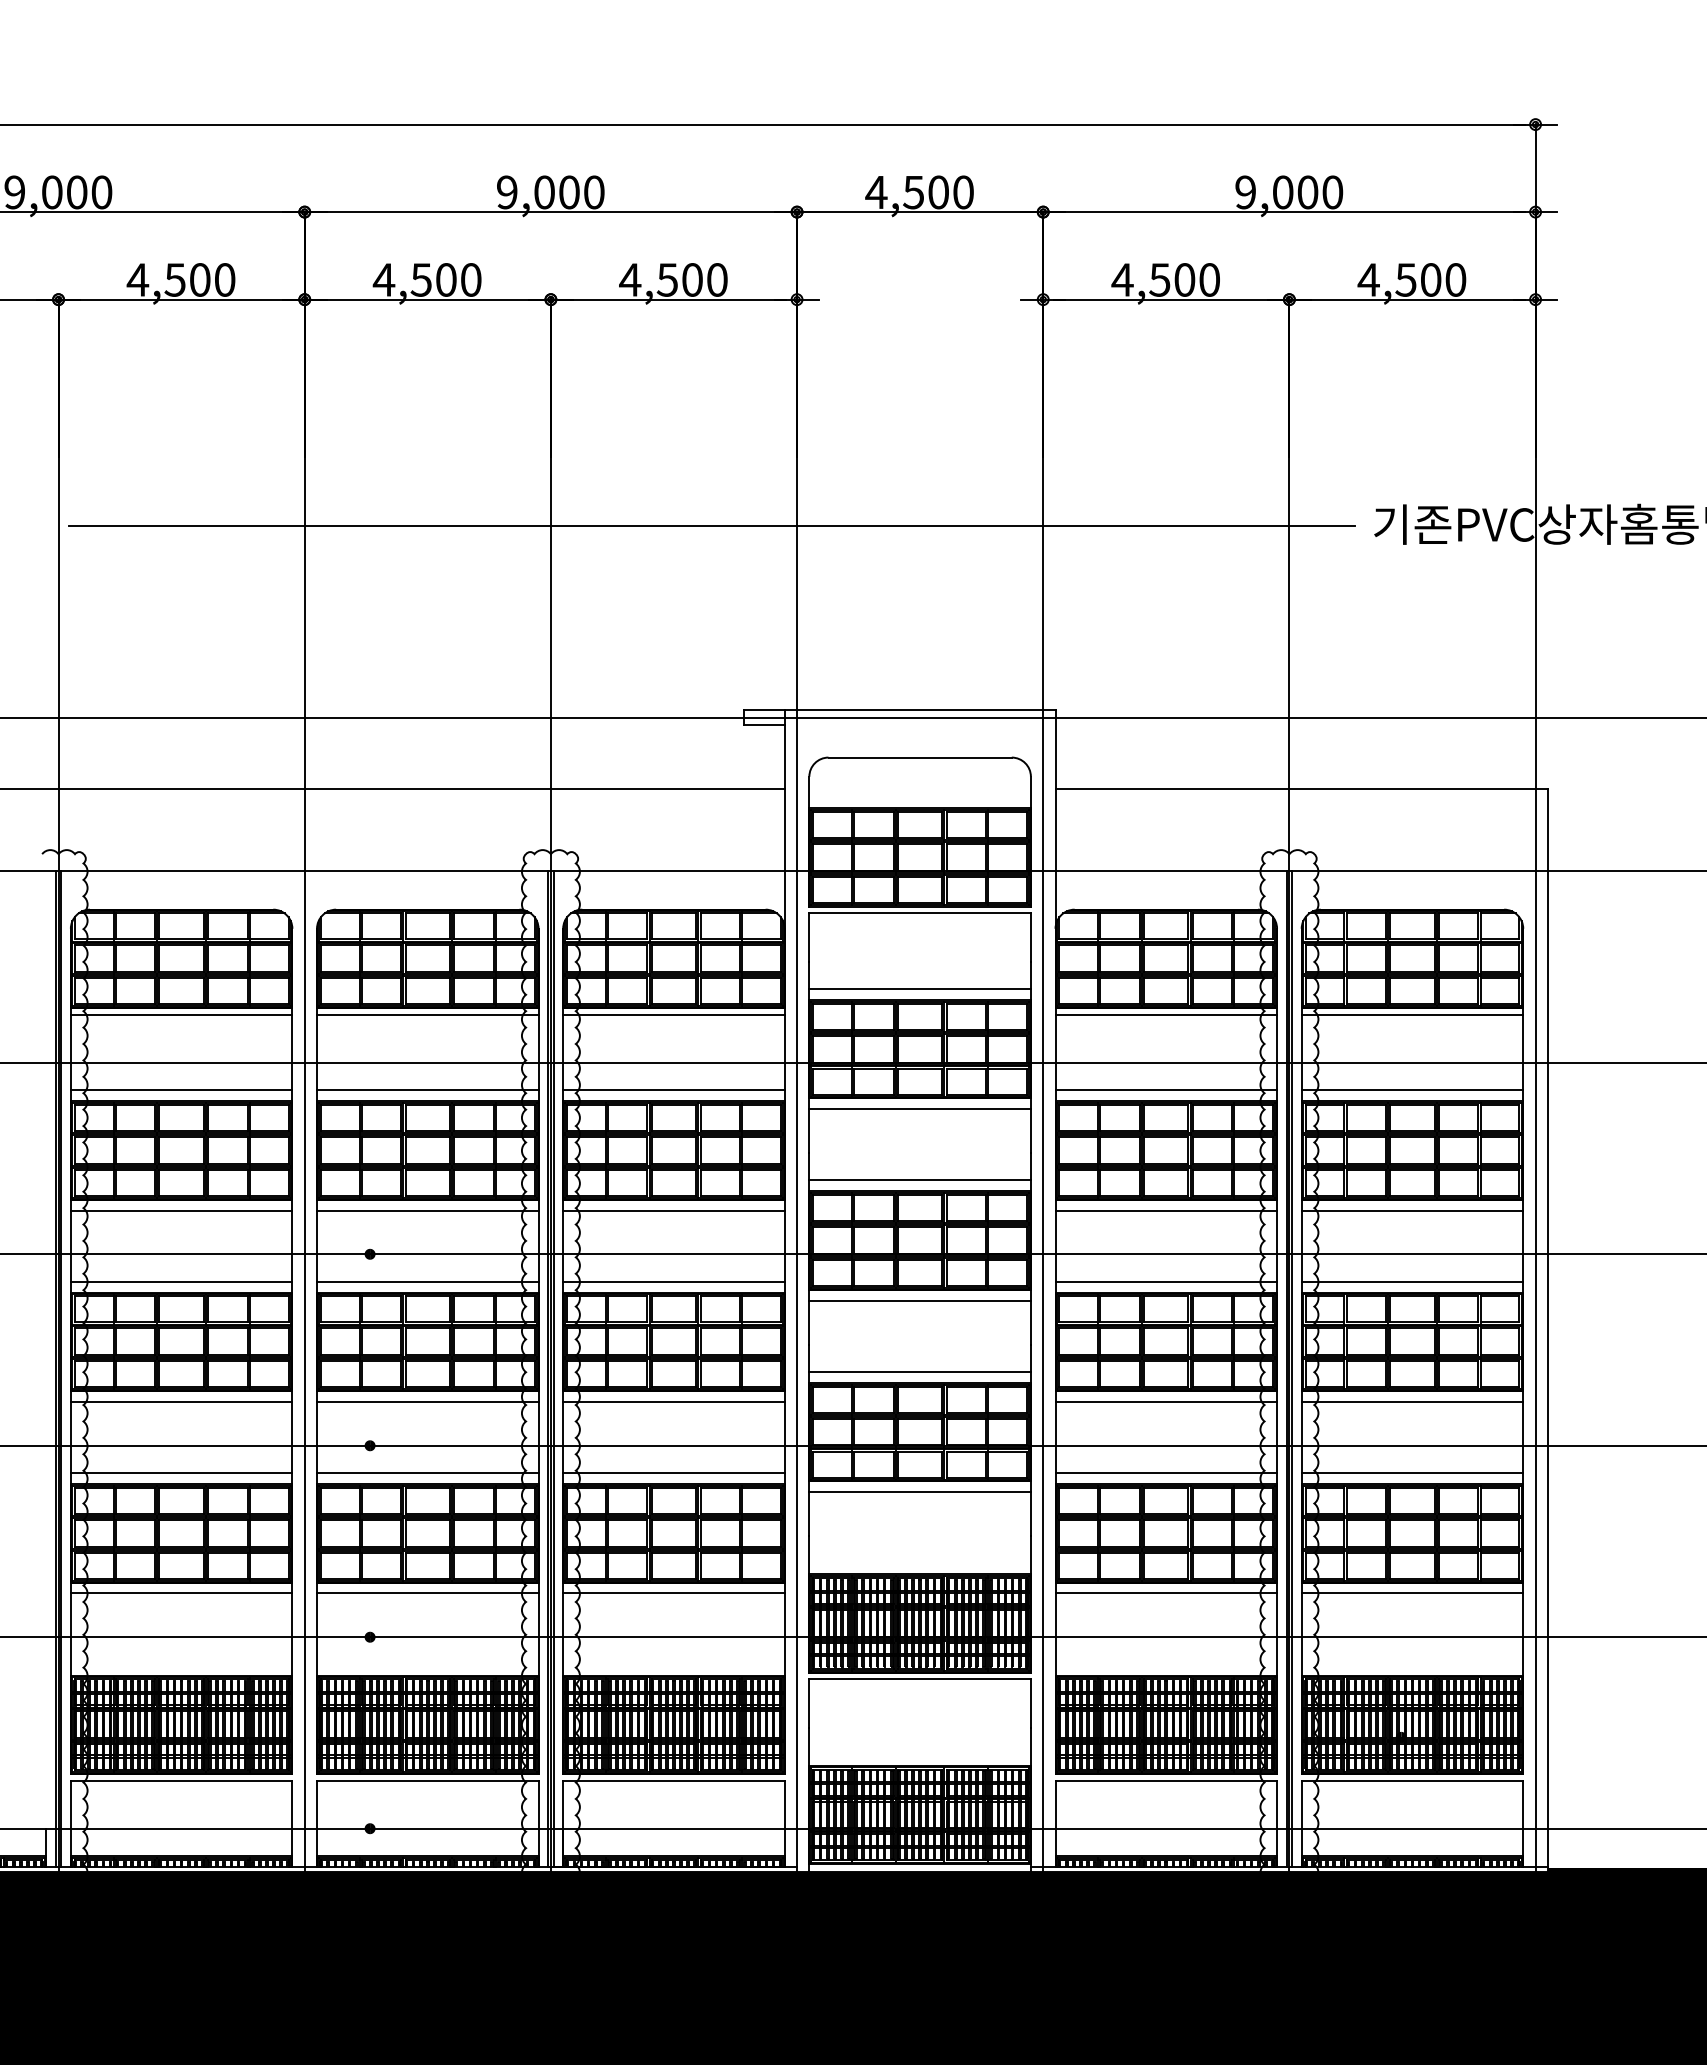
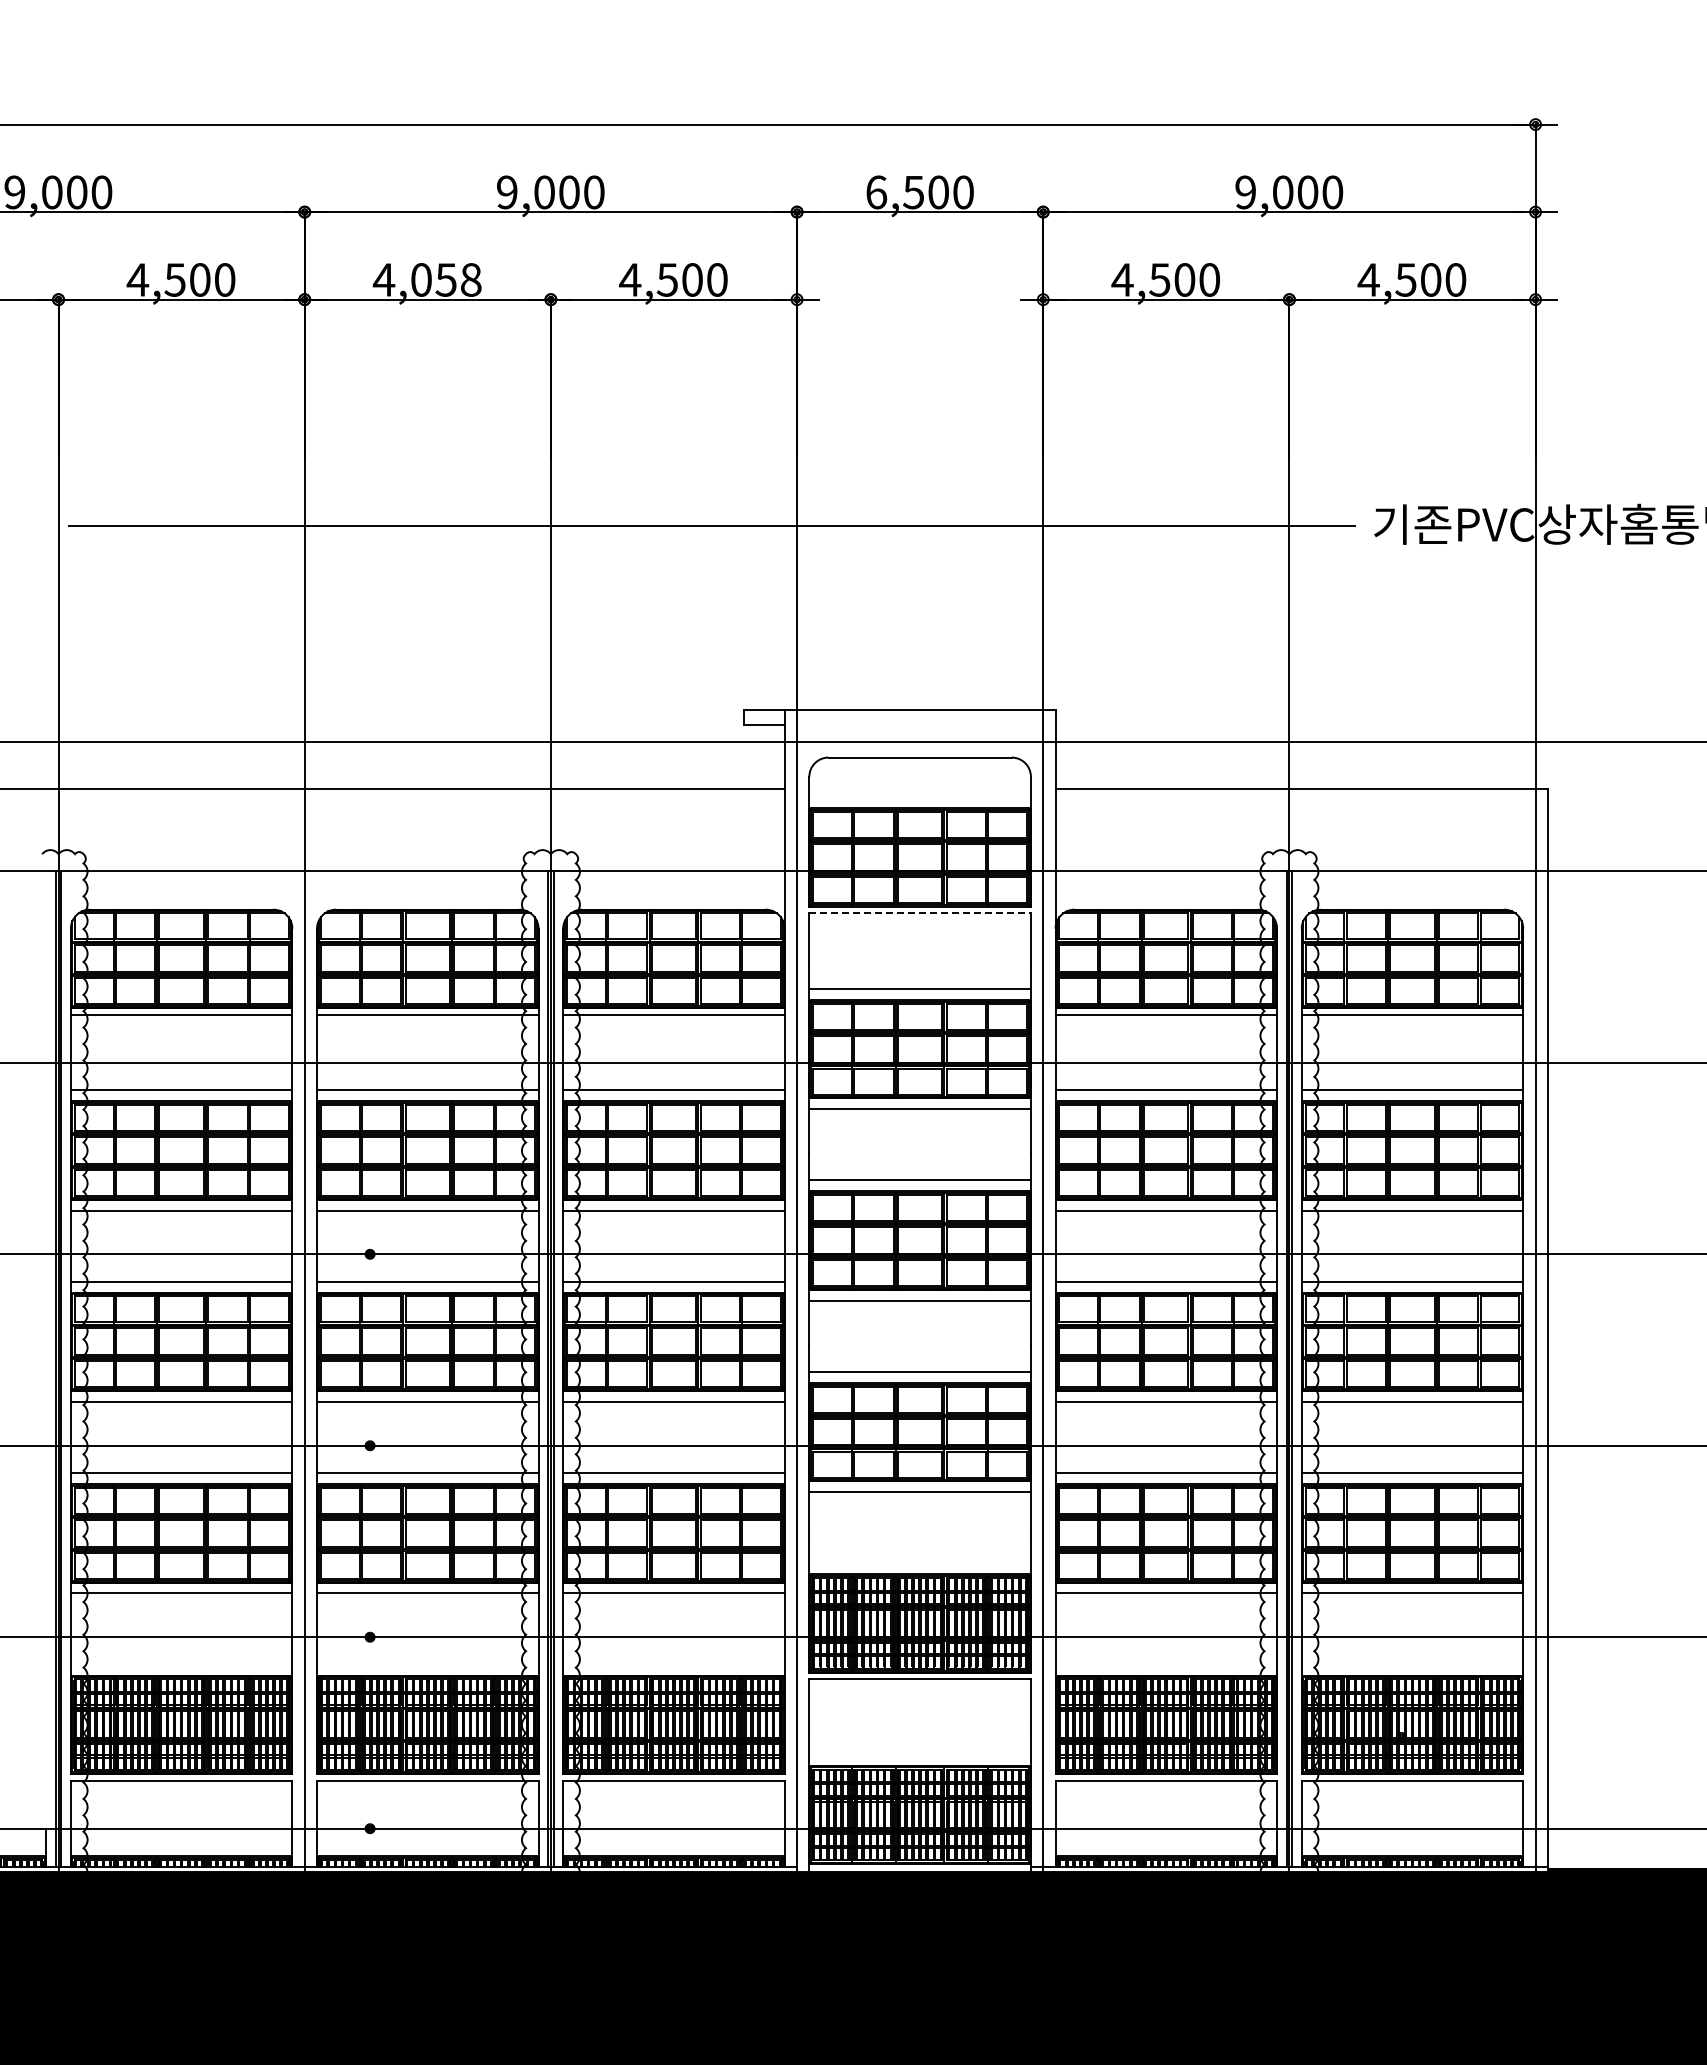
text: 4,500 -> 6,500 (876, 192)
text: 4,500 -> 4,058 (445, 279)
line position: (852, 718) -> (852, 742) (852, 742)
line: solid -> dashed (920, 913)
